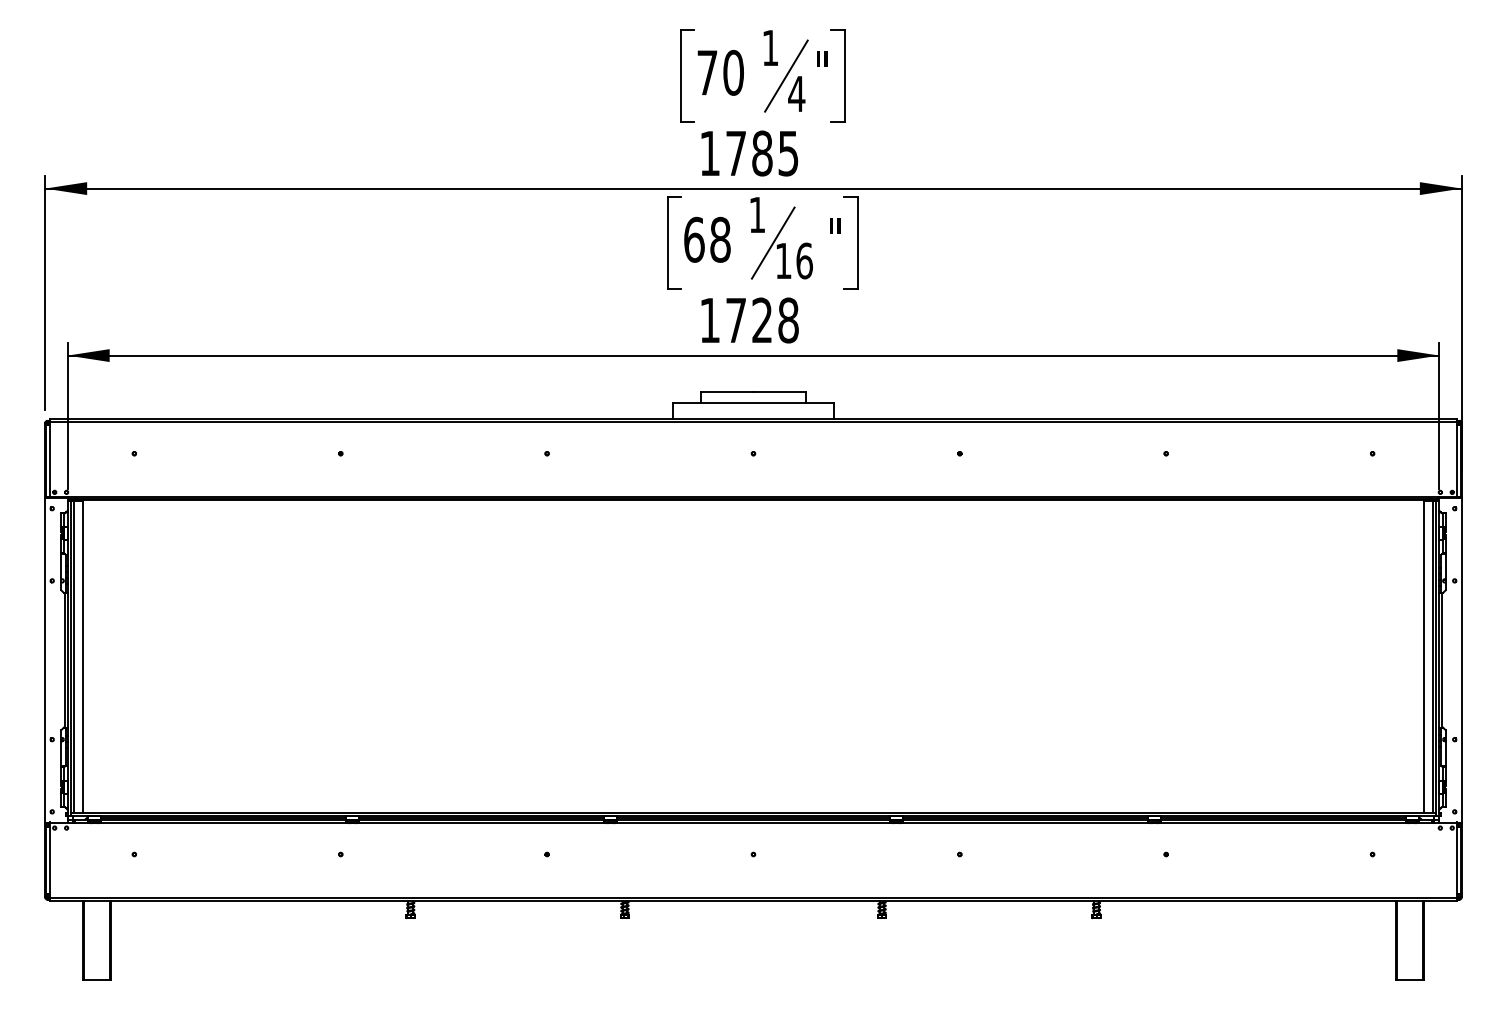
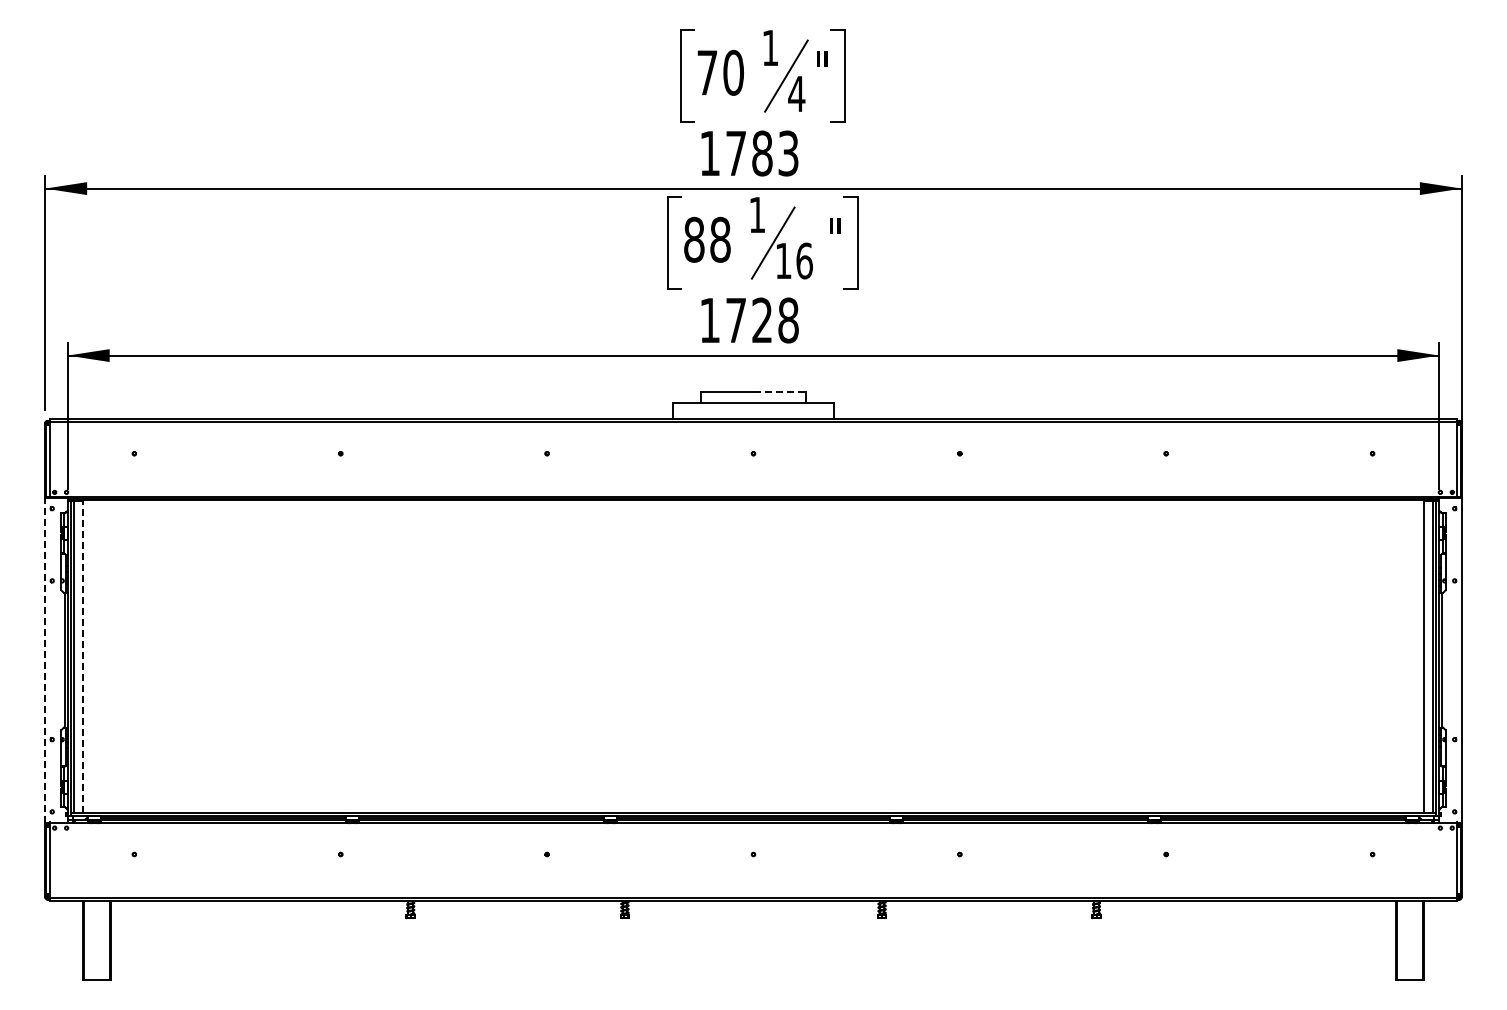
text: 1785 -> 1783 (788, 152)
text: 68 -> 88 (694, 239)
line: solid -> dashed (780, 391)
line: solid -> dashed (82, 656)
line: solid -> dashed (45, 659)
